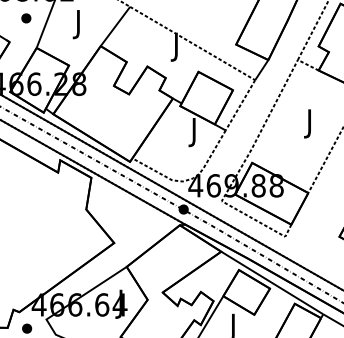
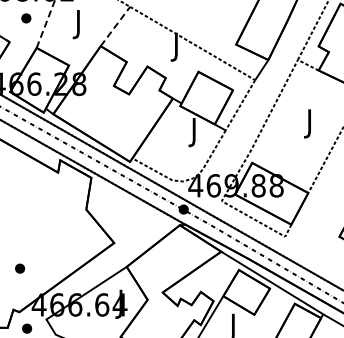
line: solid -> dashed (46, 23)
line: solid -> dashed (115, 26)
part: none -> present (20, 268)
